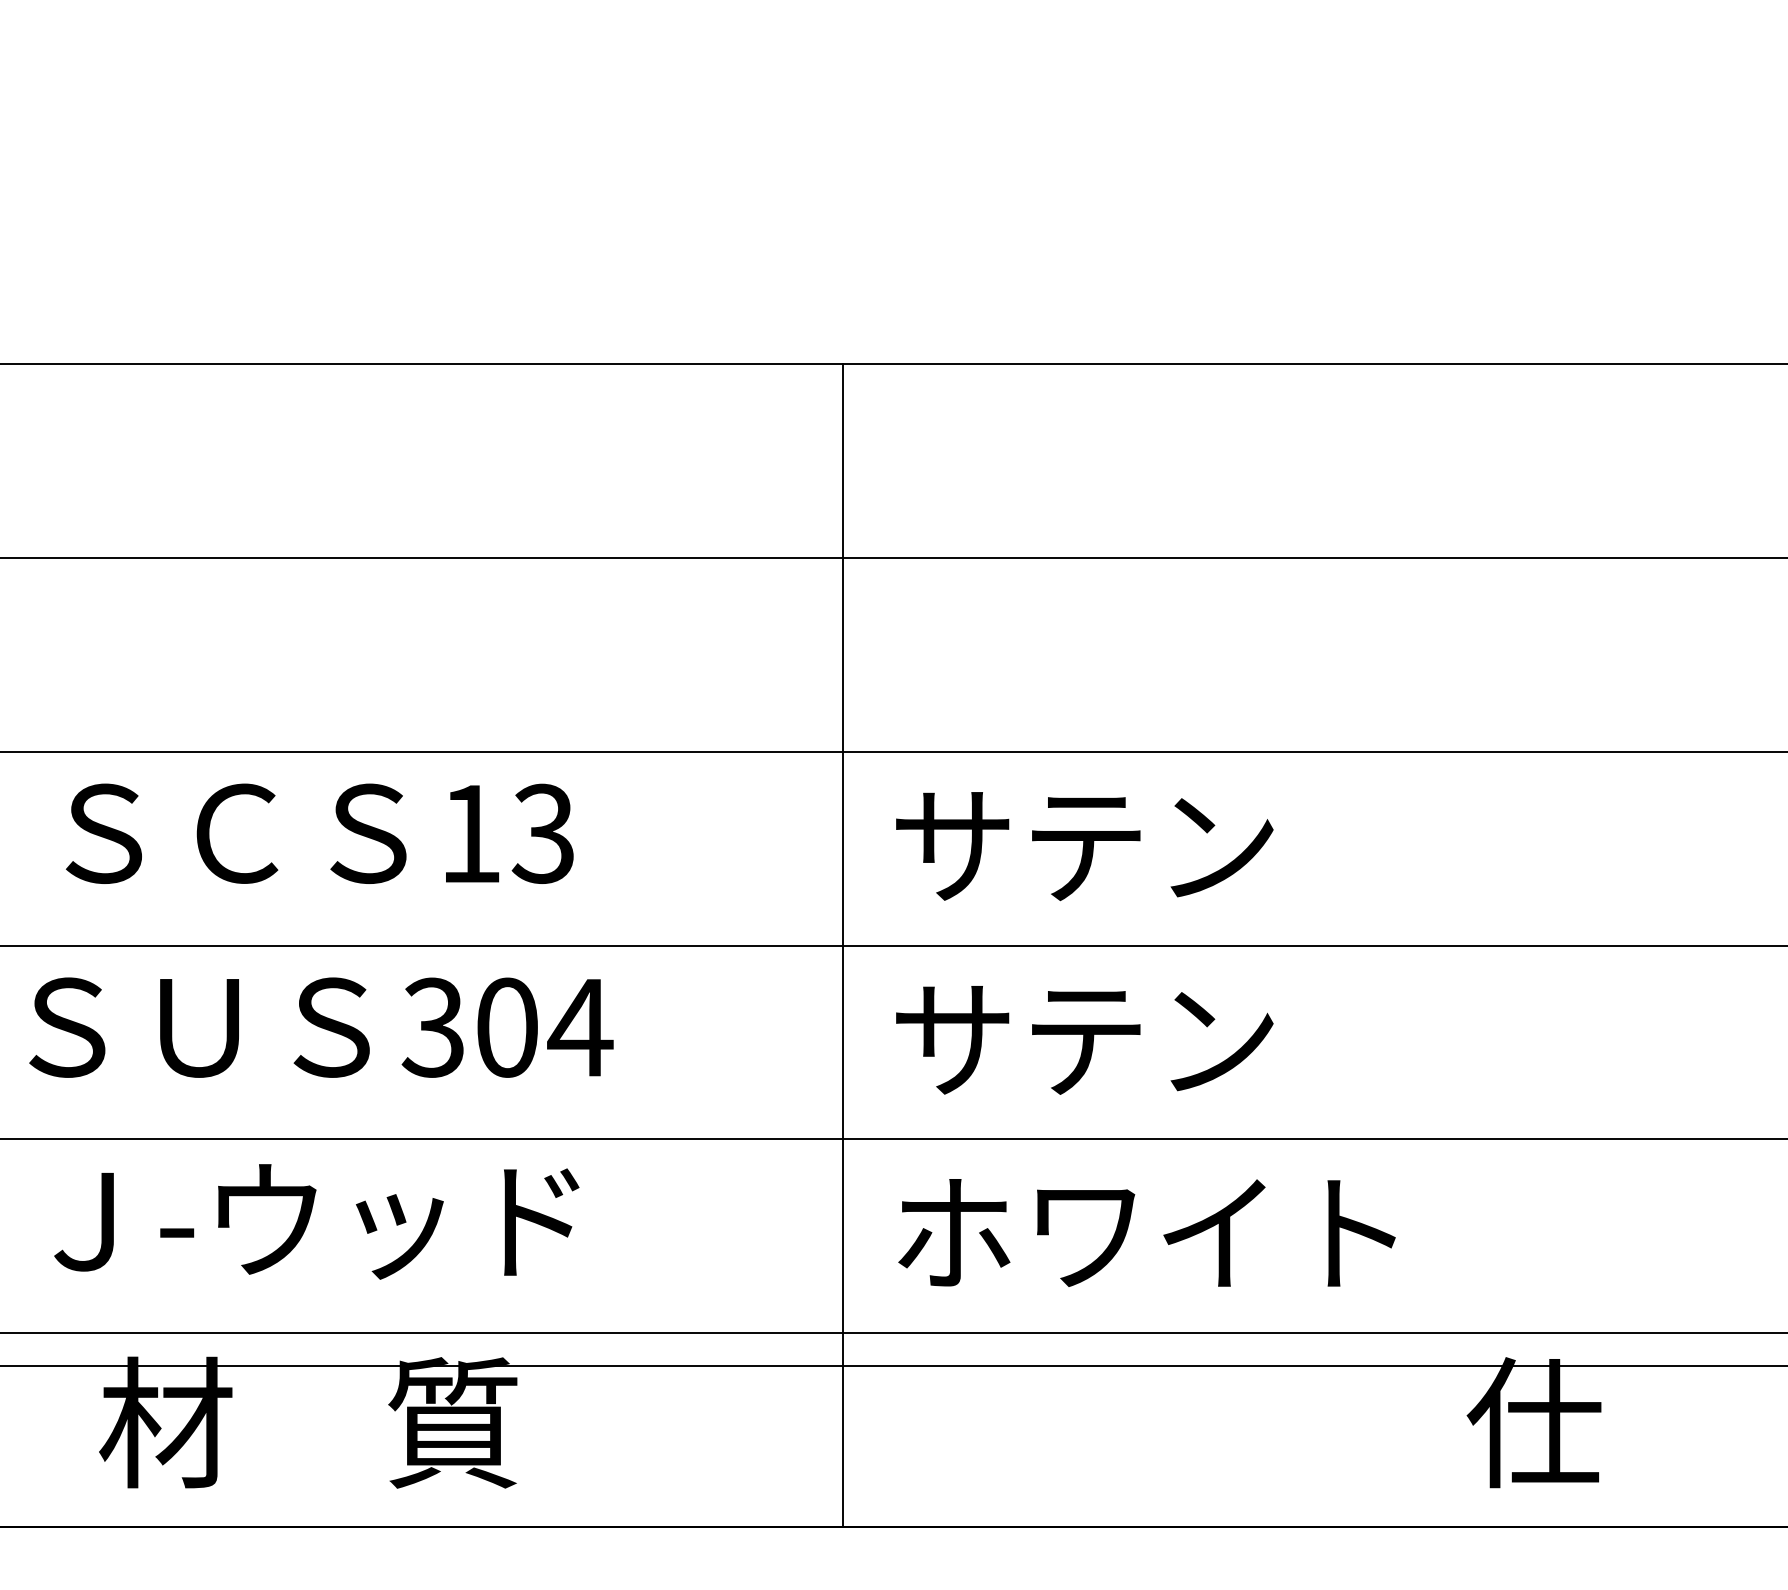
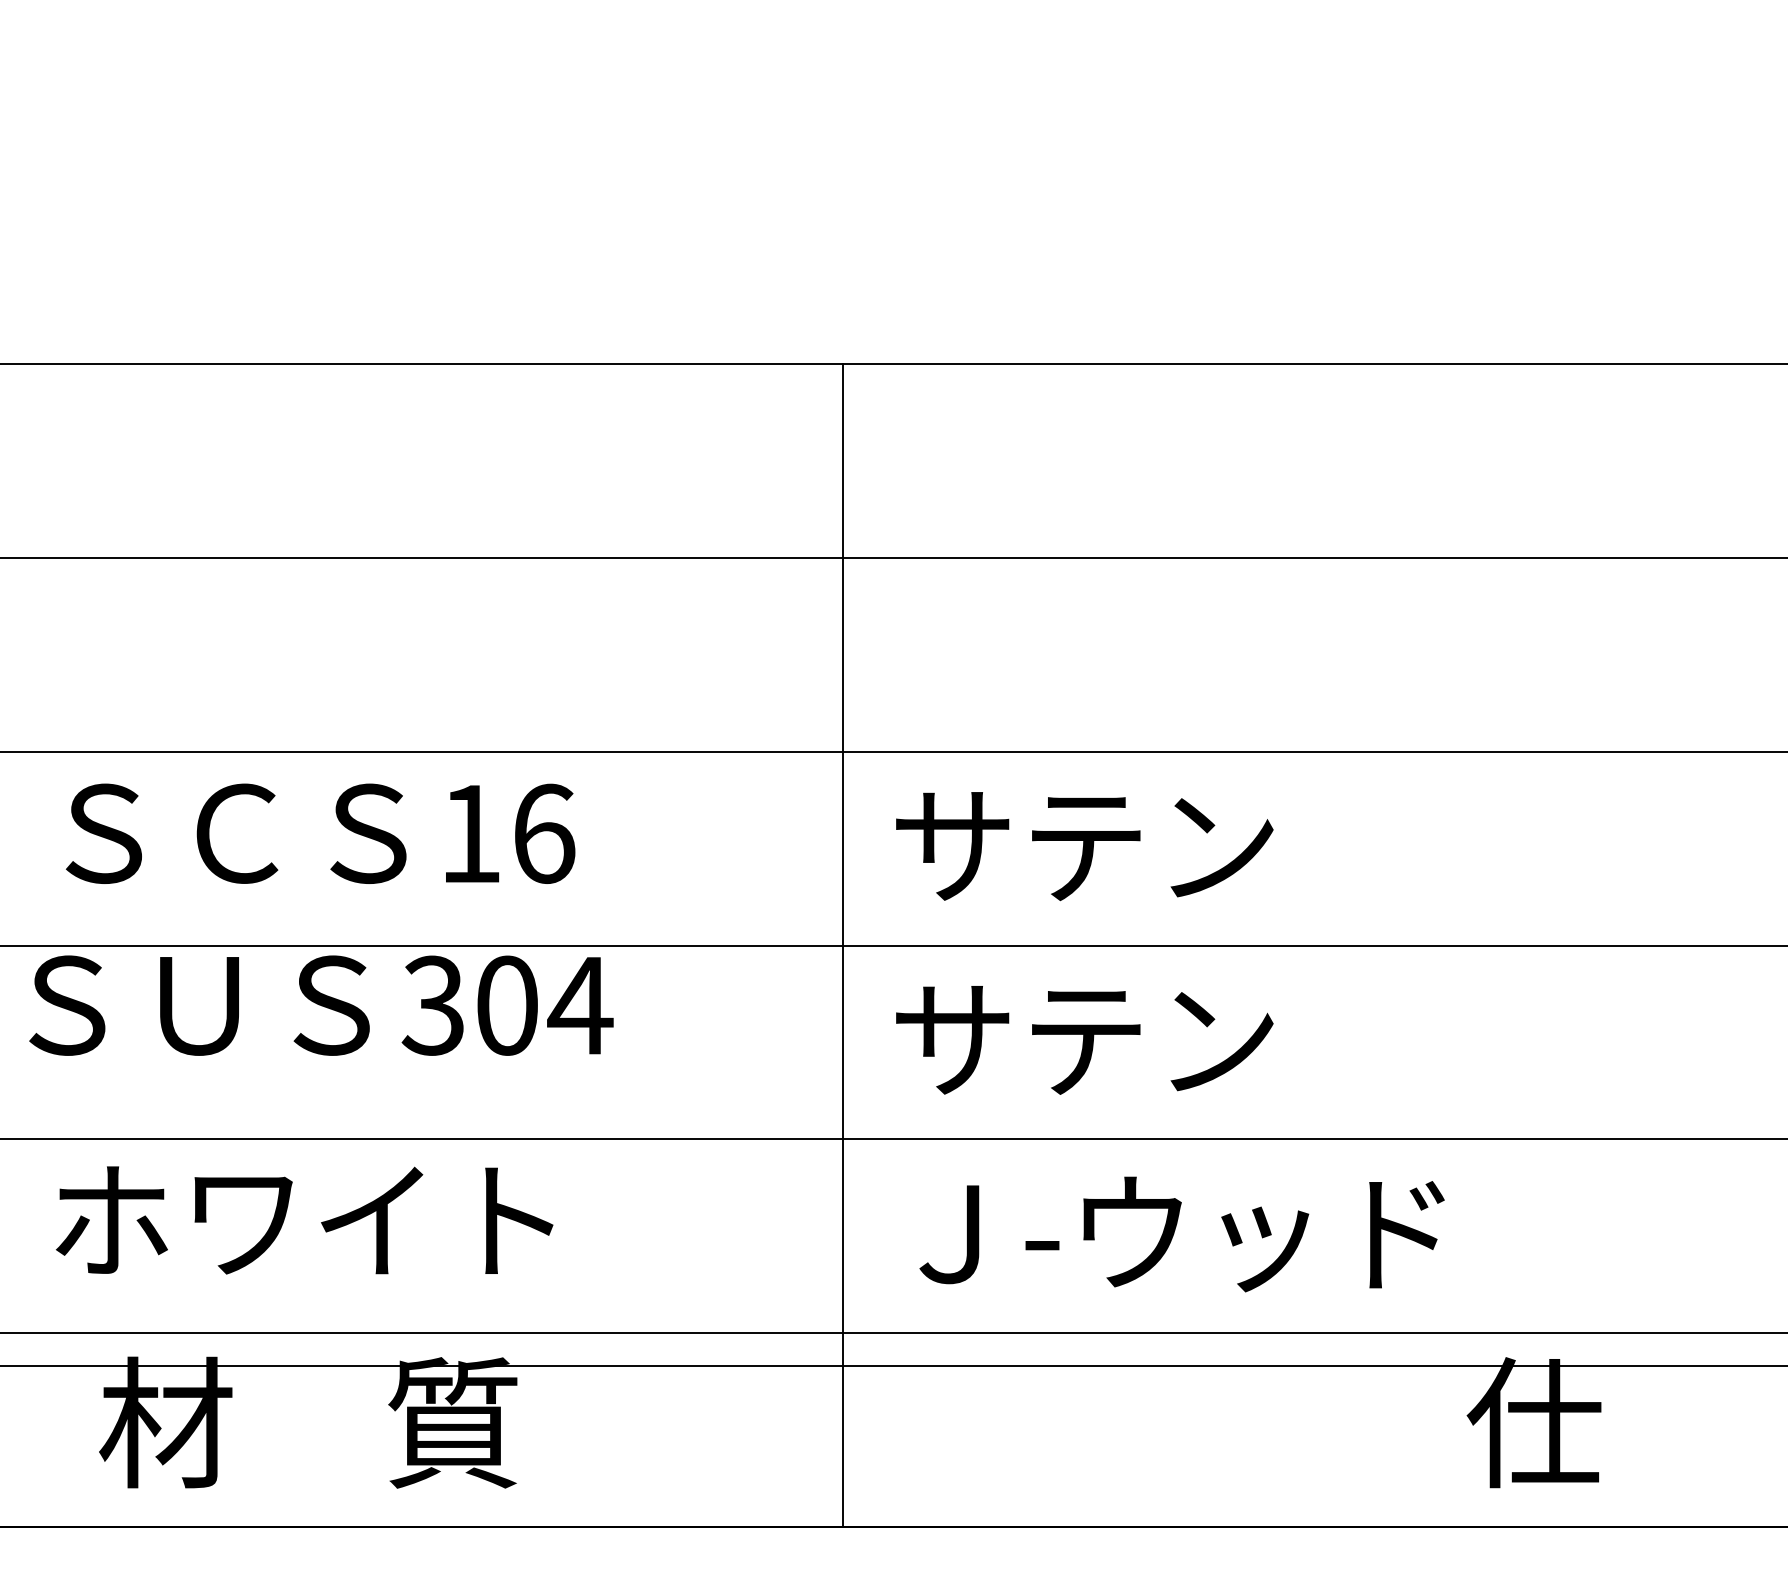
text: 13 -> 16 (543, 833)
text position: (321, 1027) -> (321, 1005) (321, 1005)
text: Ｊ-ウッド -> ホワイト (316, 1221)
text: ホワイト -> Ｊ-ウッド (1171, 1234)
